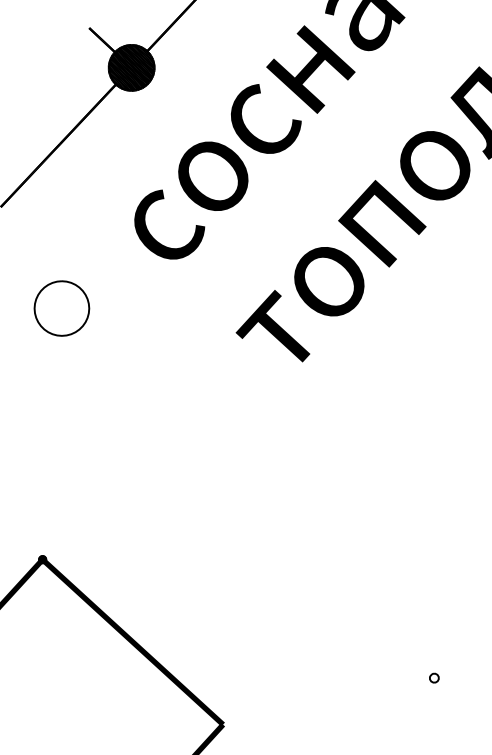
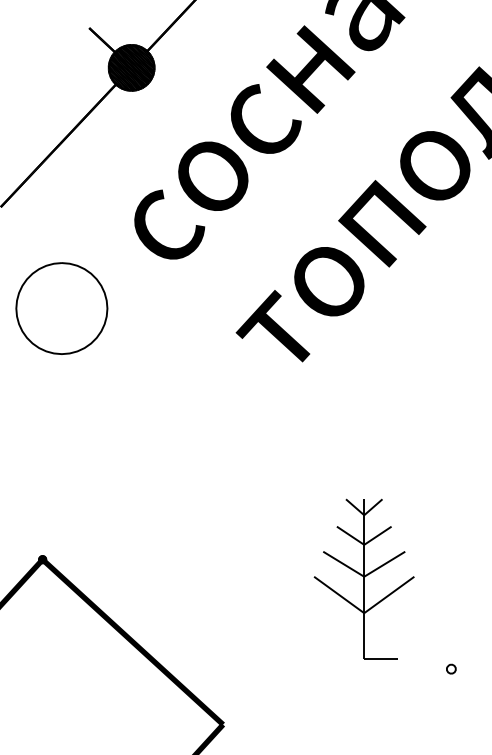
part size: 58x57 px -> 94x93 px (61, 308)
part: none -> present (363, 578)
part position: (434, 677) -> (451, 668) (451, 668)
